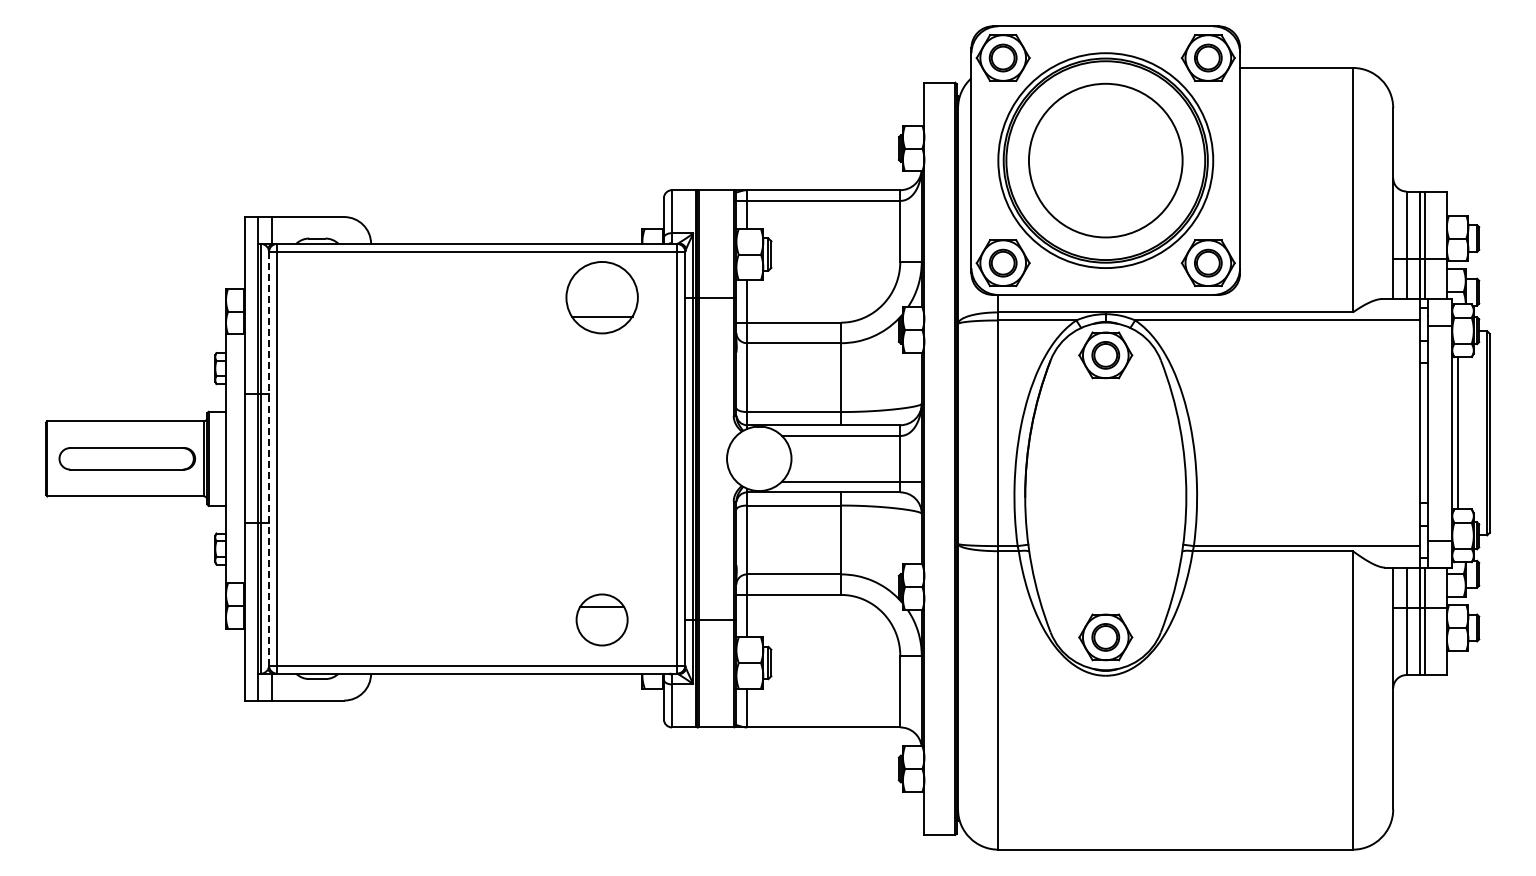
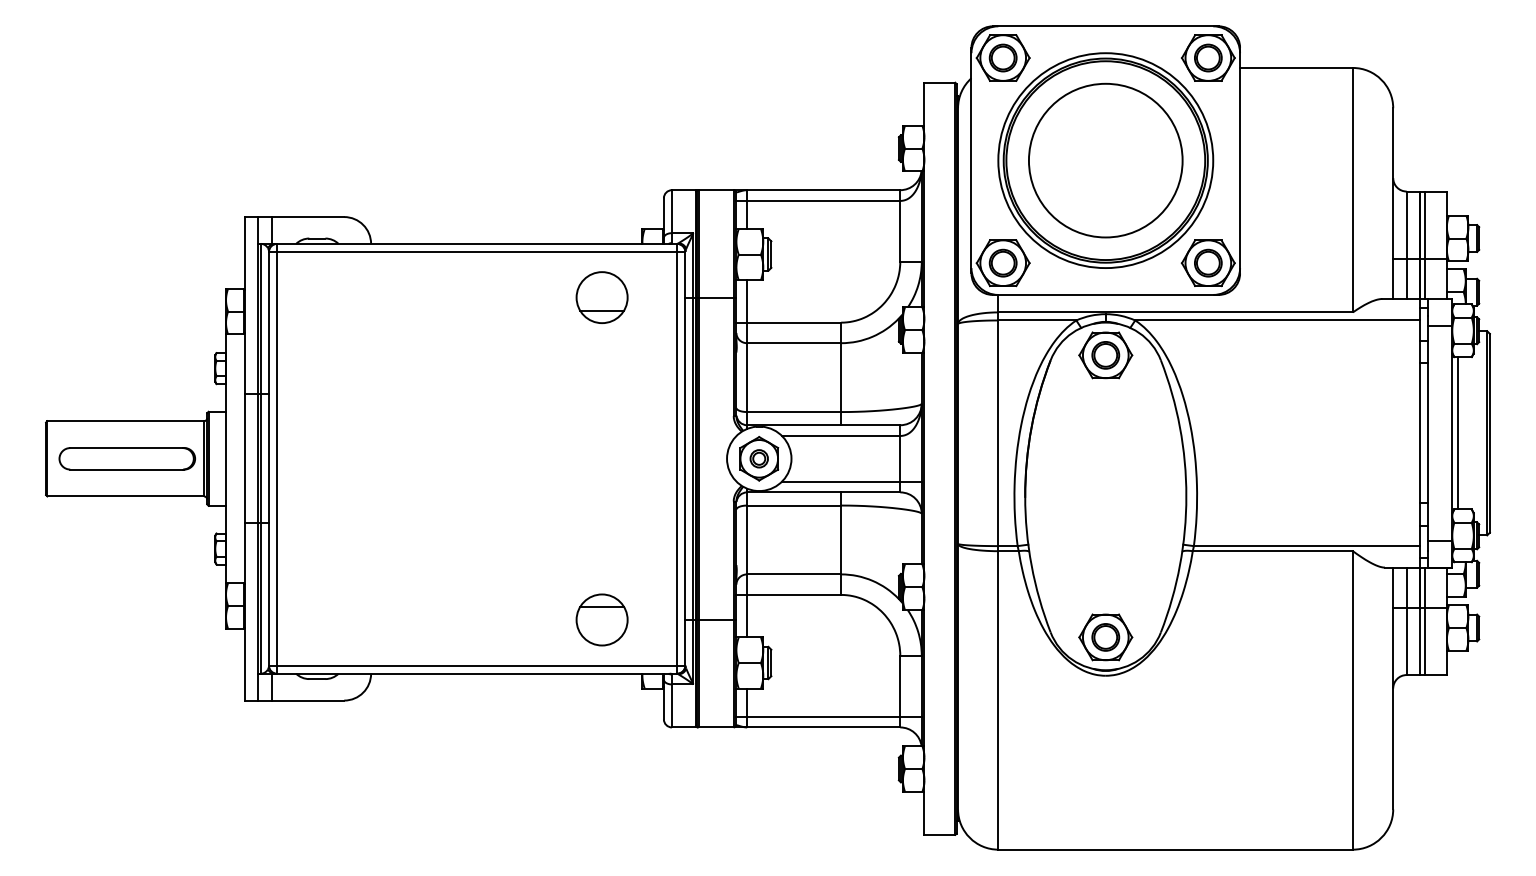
part size: 74x74 px -> 54x53 px (601, 297)
line: dashed -> solid (269, 458)
part: none -> present (759, 458)
line: none -> present (828, 716)
